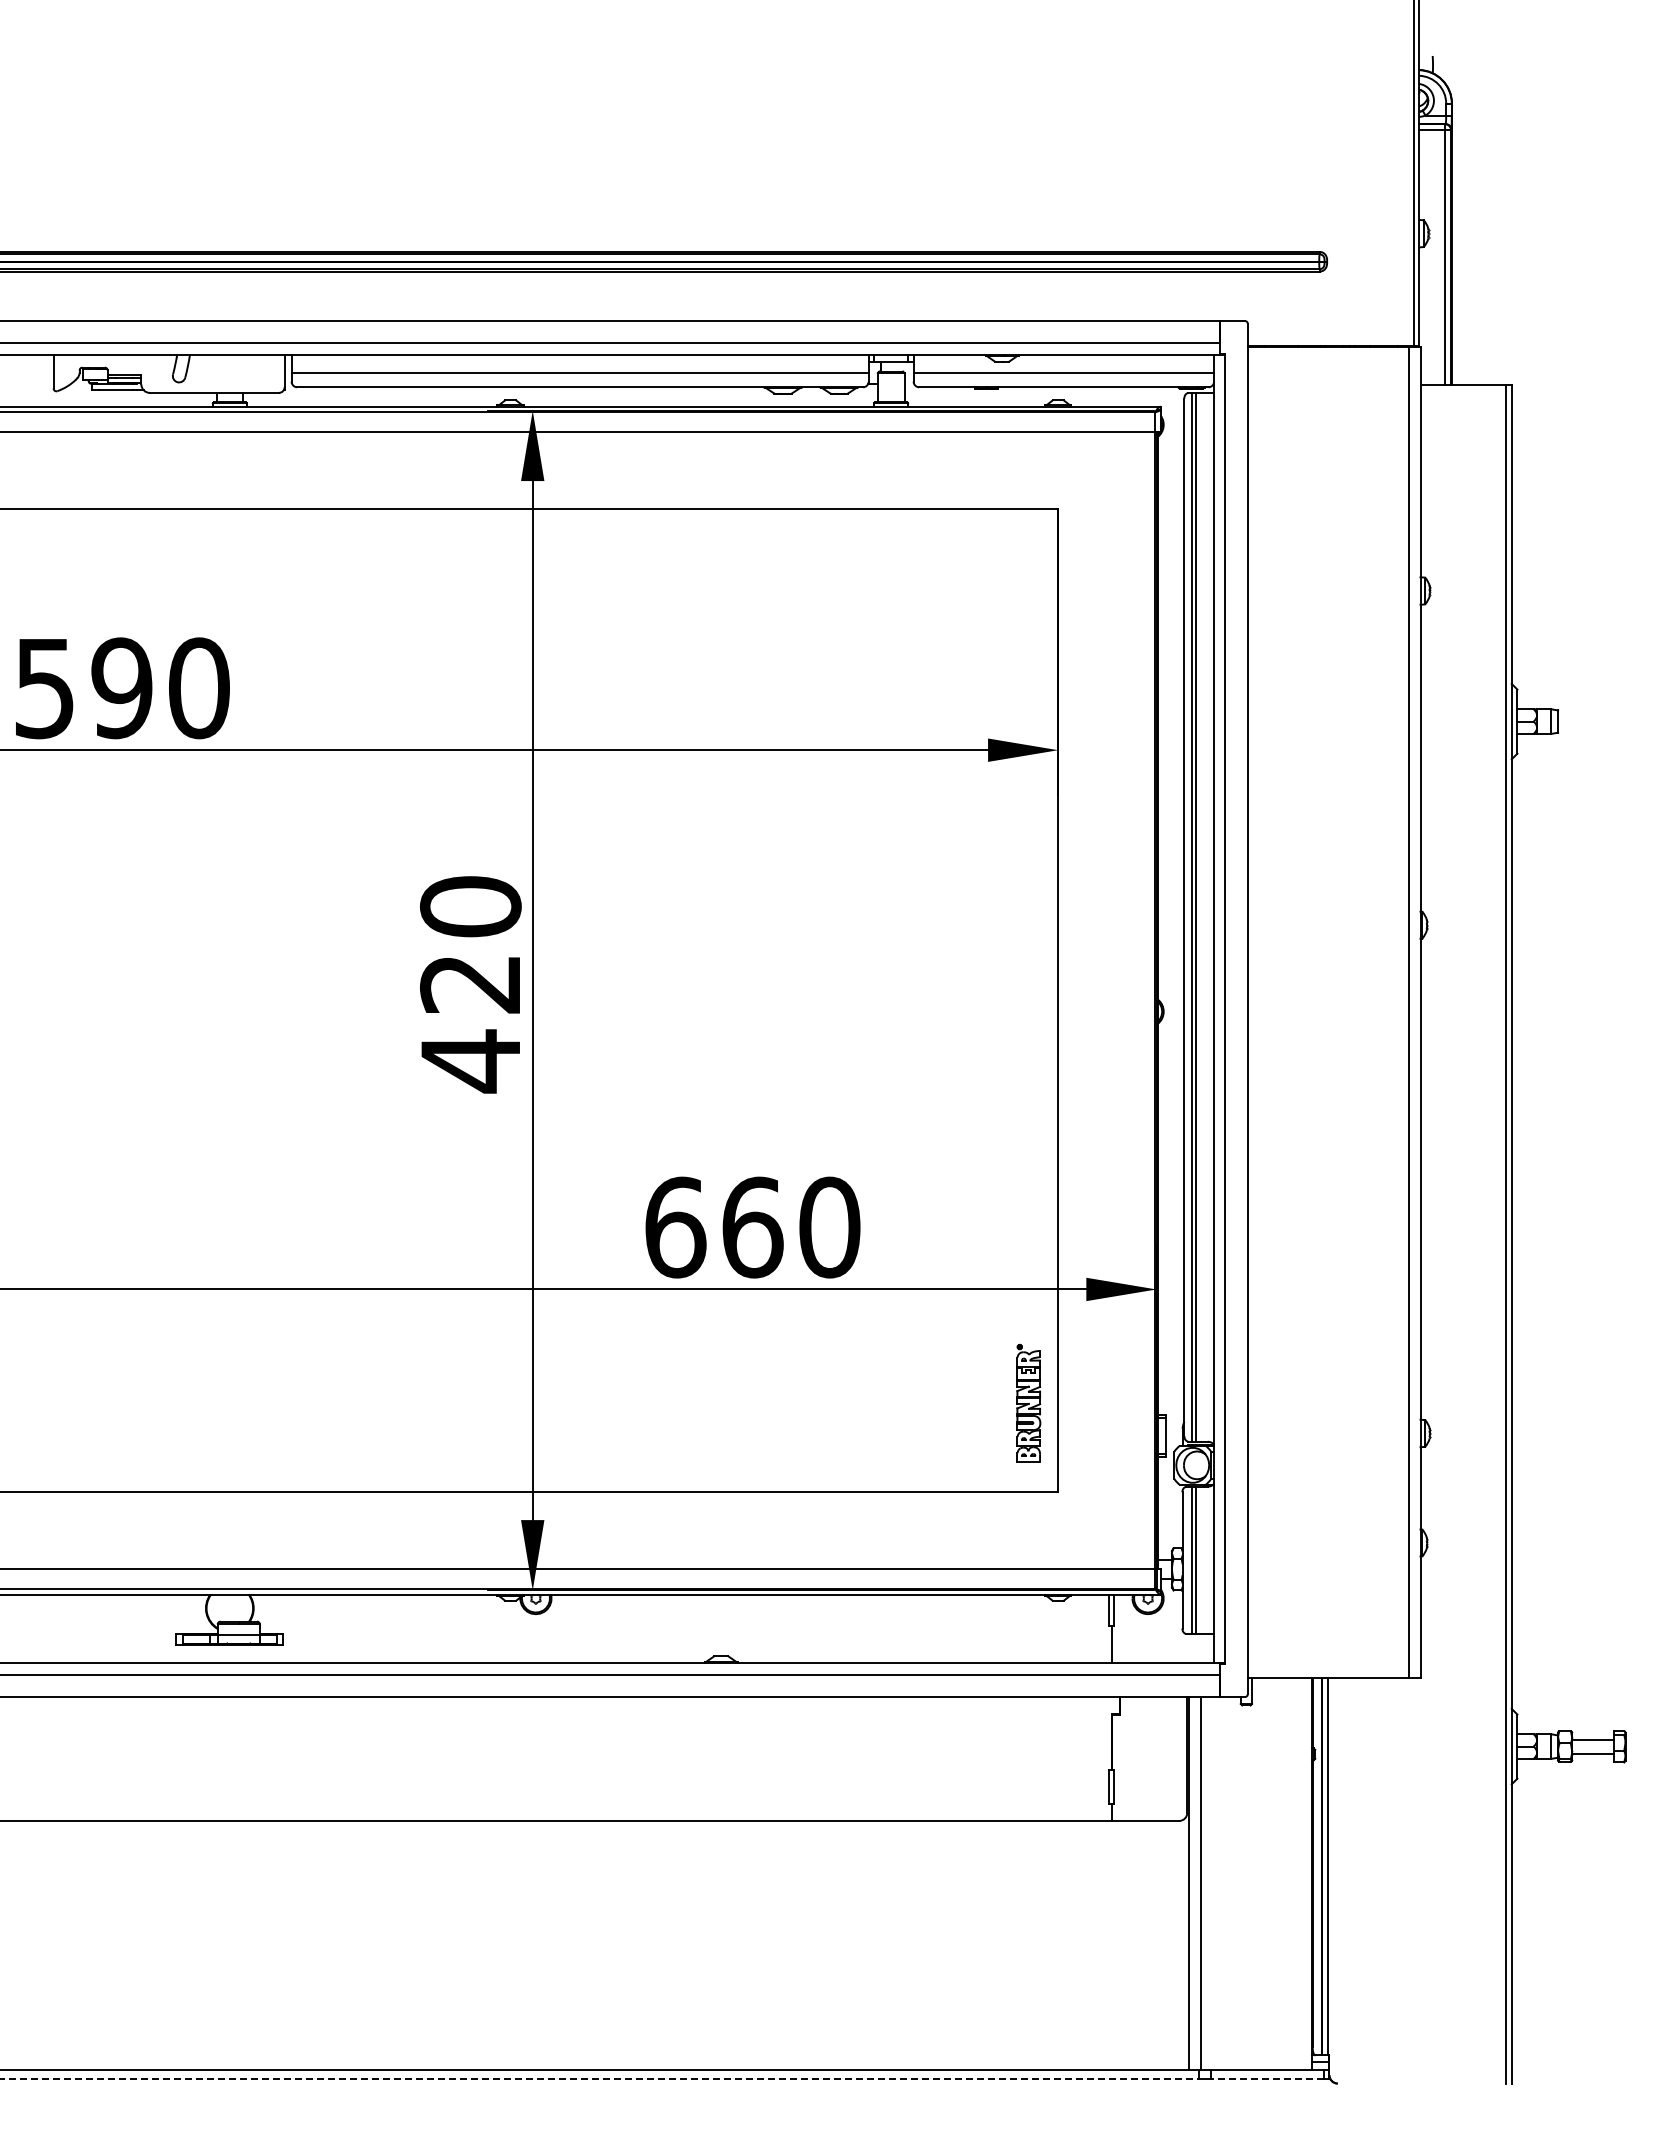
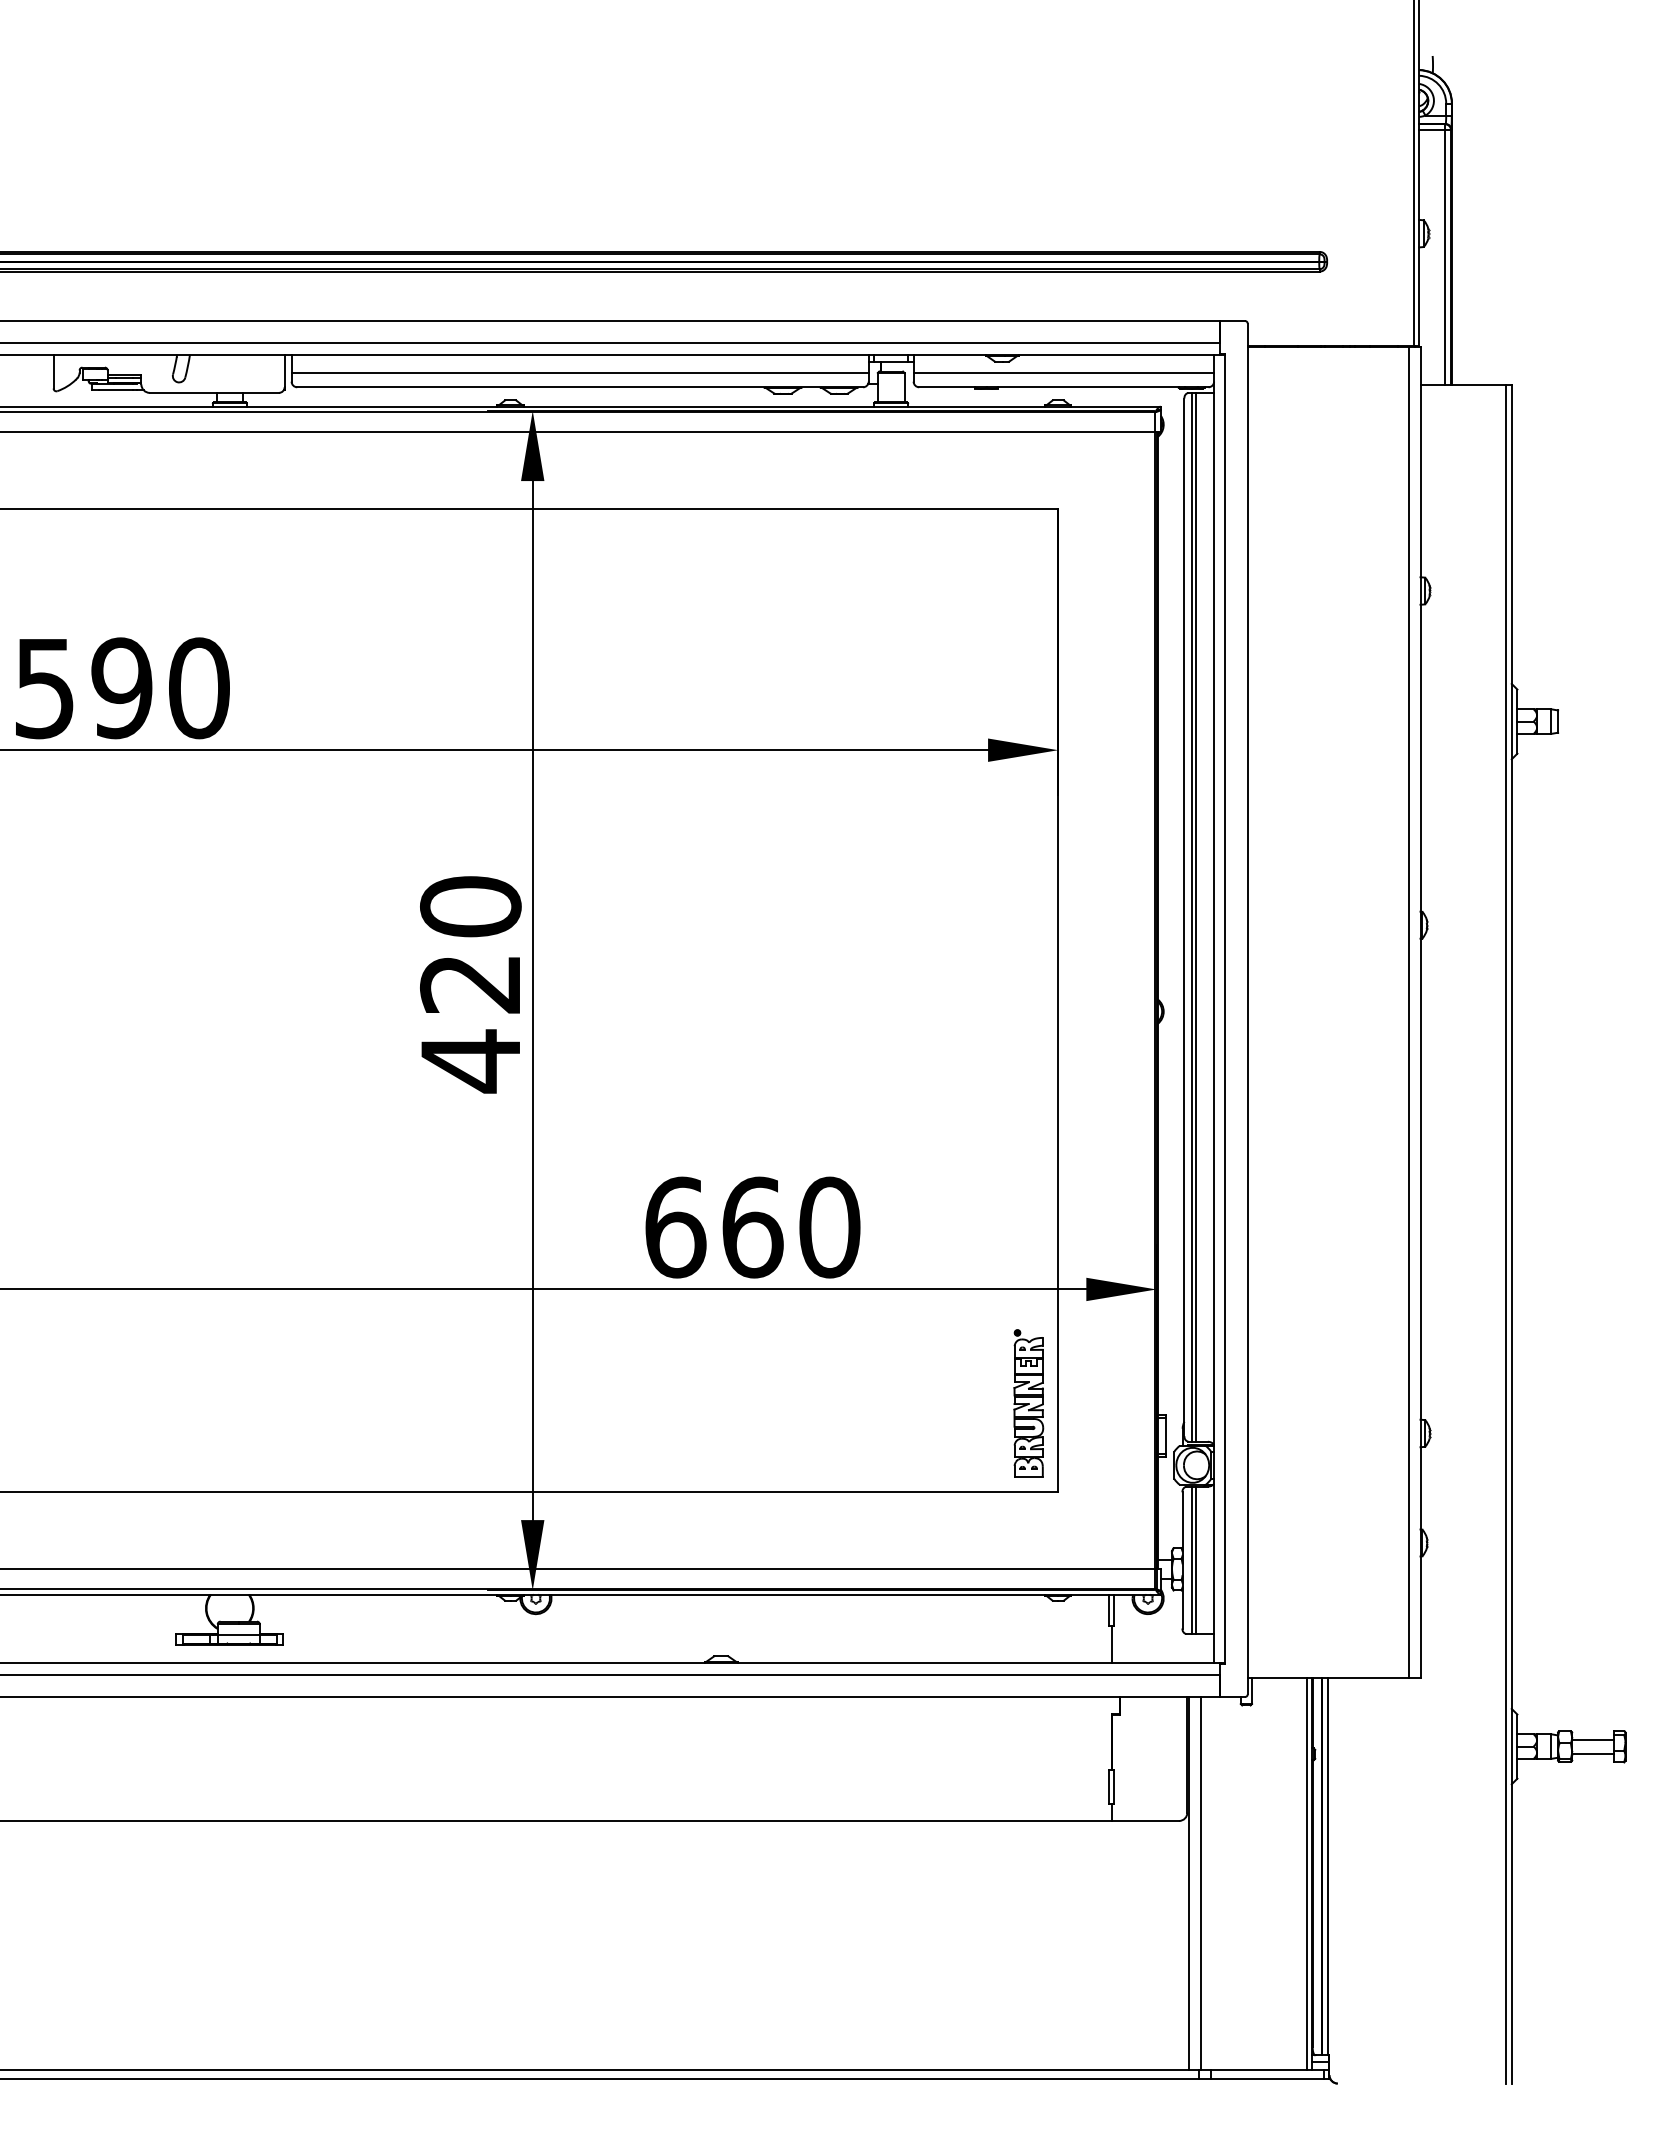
part size: 26x119 px -> 32x149 px (1028, 1403)
line: none -> present (1307, 1873)
line: dashed -> solid (599, 2078)
line: dashed -> solid (1267, 2078)
